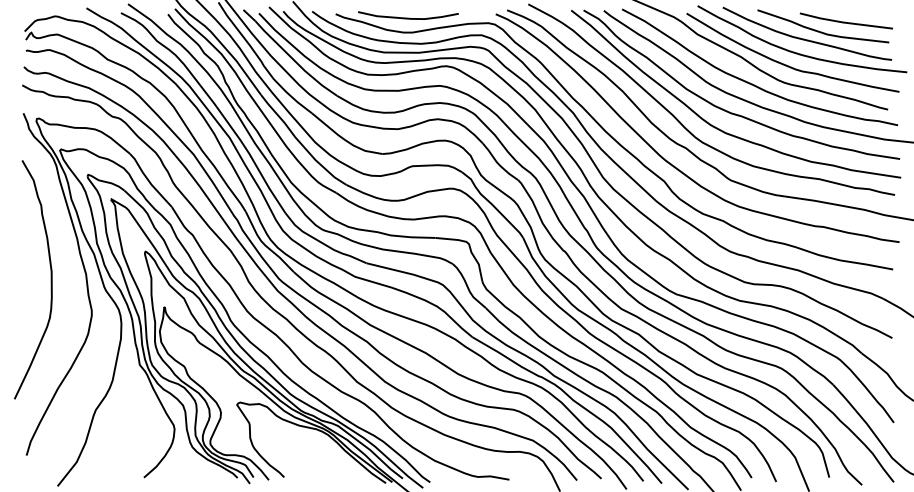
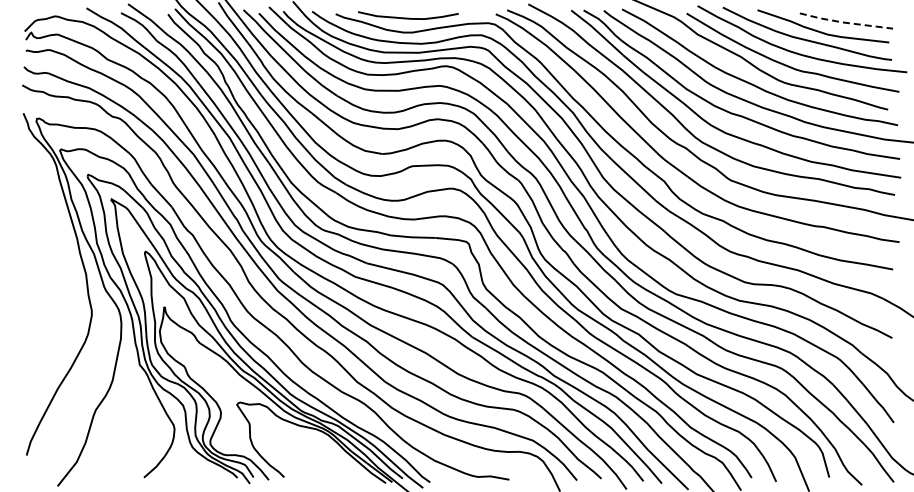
line: solid -> dashed (844, 22)
curve: present -> none (50, 279)
